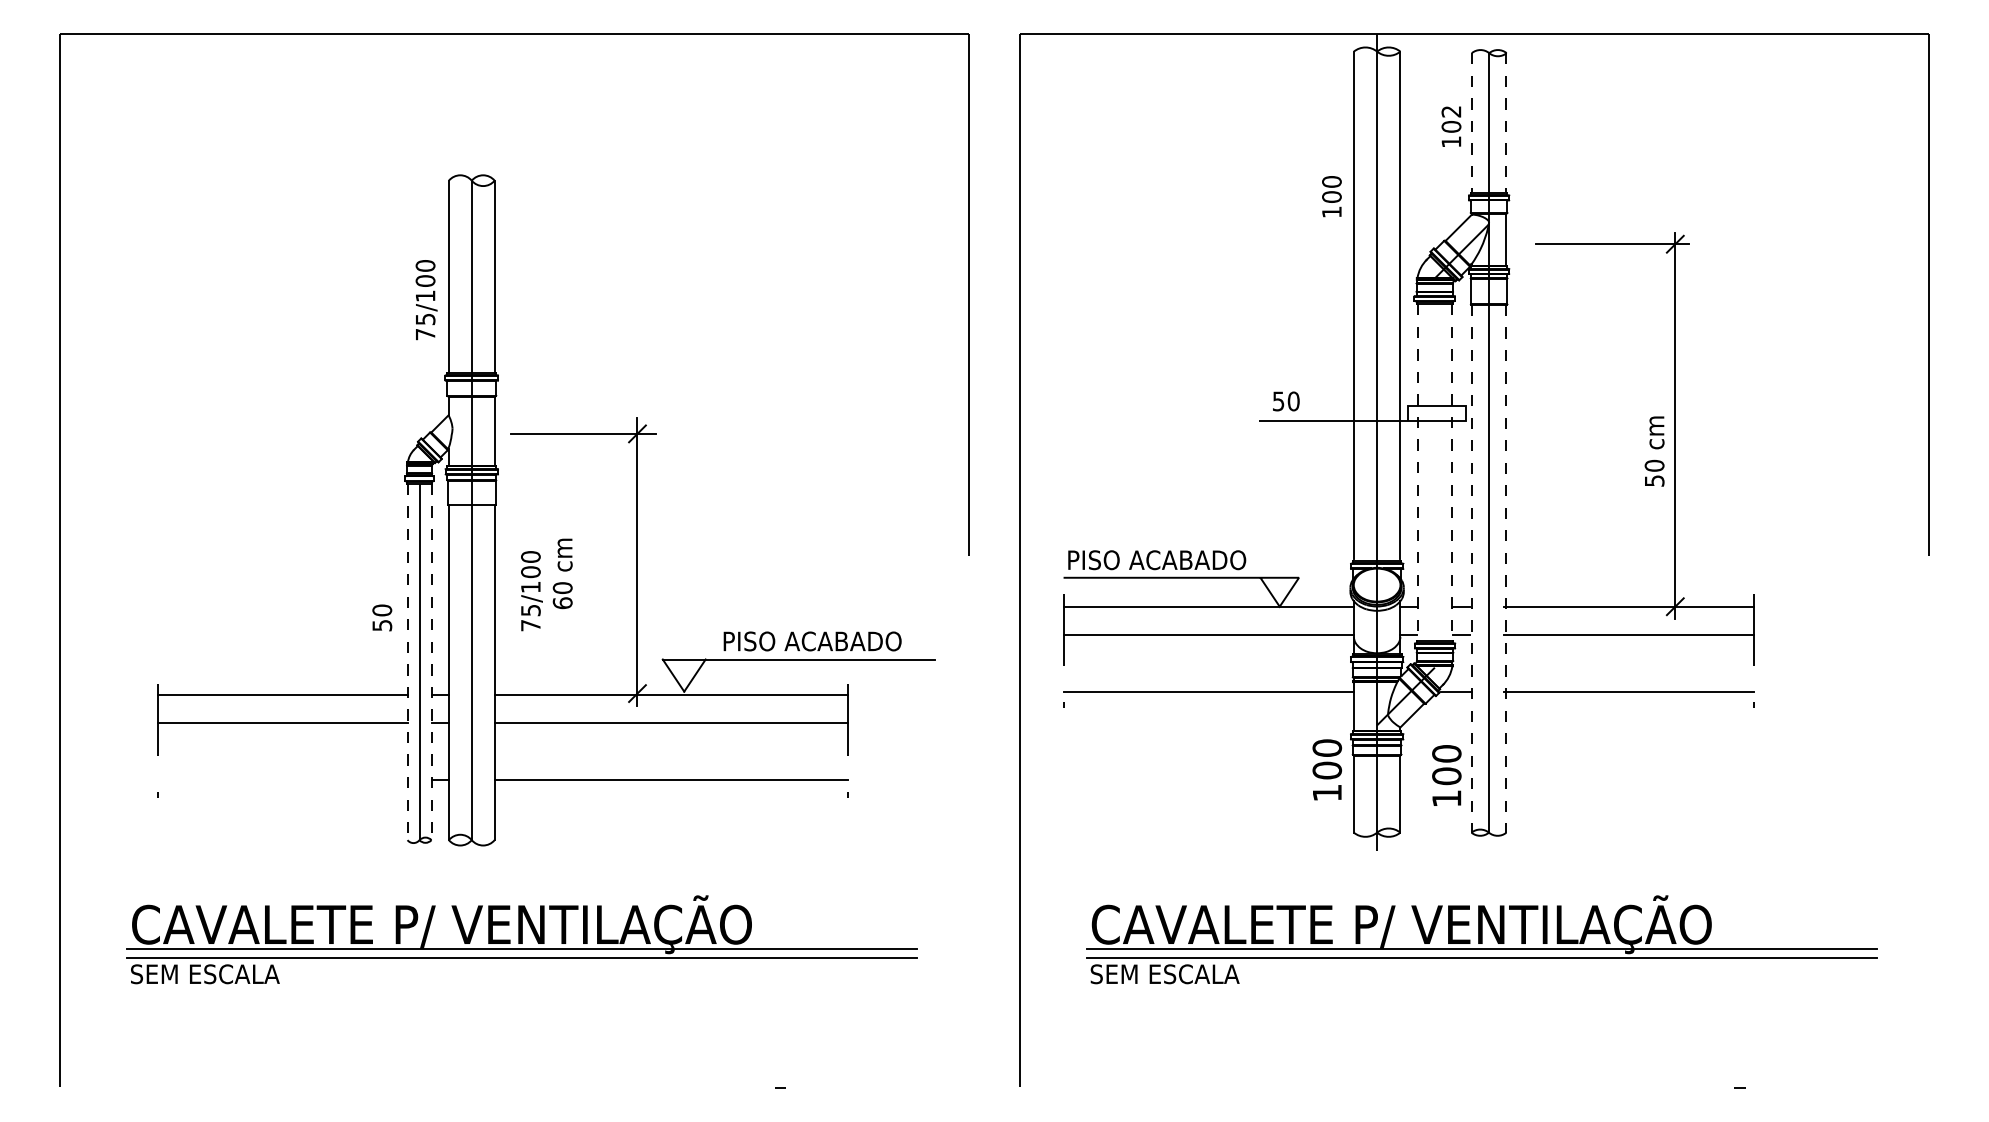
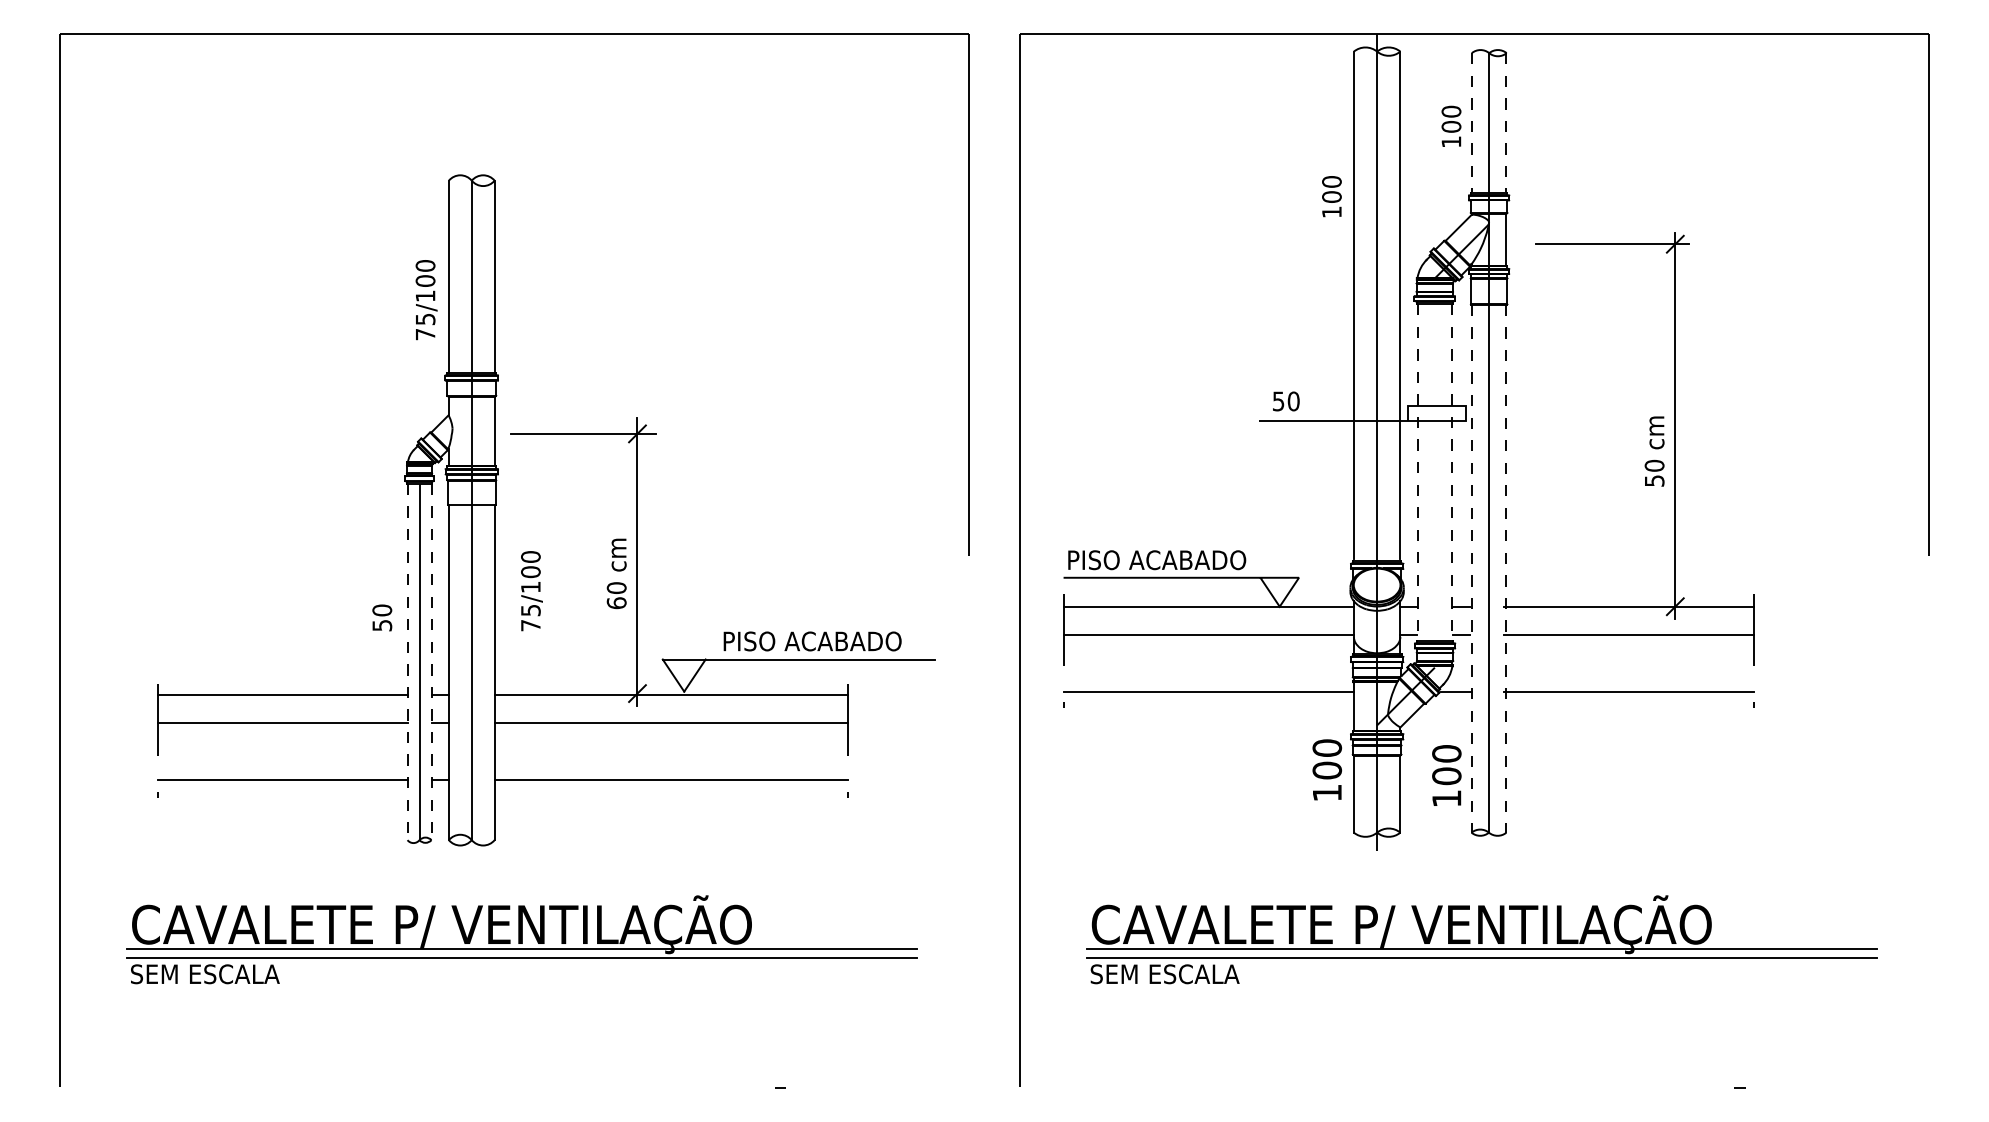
text: 102 -> 100 (1451, 111)
text position: (562, 573) -> (616, 573) (616, 573)
line: none -> present (282, 780)
